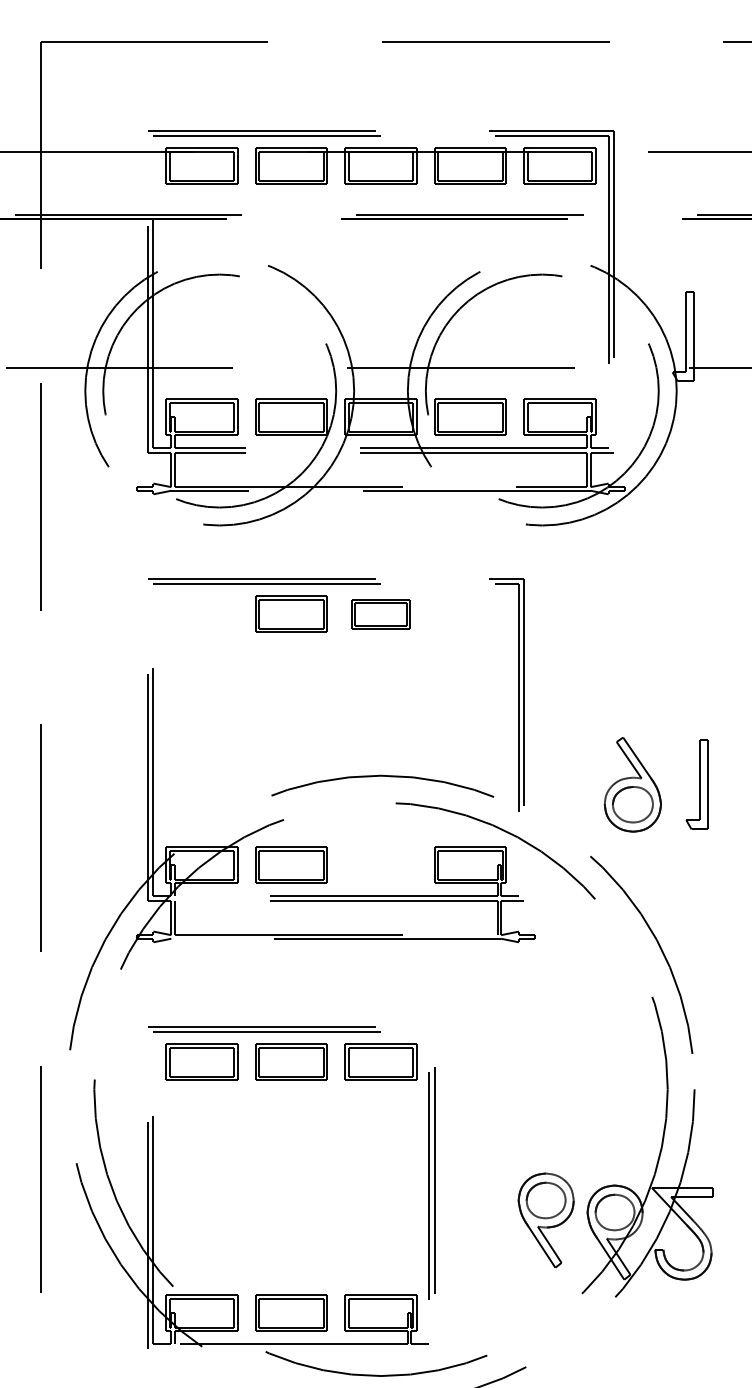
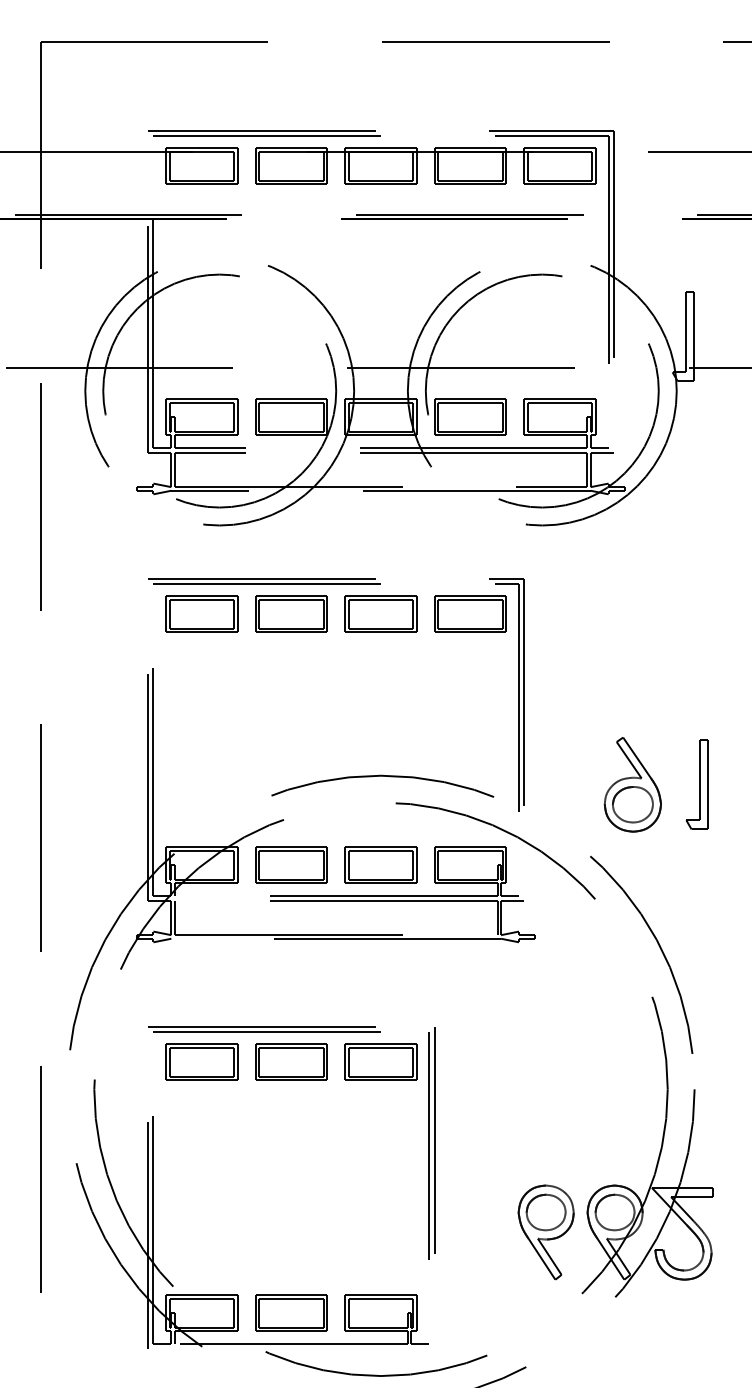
part: none -> present (201, 613)
part: none -> present (470, 613)
part size: 60x31 px -> 74x38 px (380, 613)
part: none -> present (380, 864)
part position: (431, 1183) -> (431, 1143) (431, 1143)
part position: (545, 1220) -> (545, 1232) (545, 1232)
